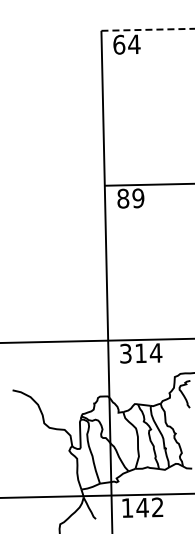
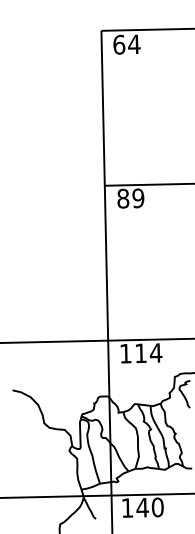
line: dashed -> solid (148, 29)
text: 314 -> 114 (125, 353)
text: 142 -> 140 (157, 507)
